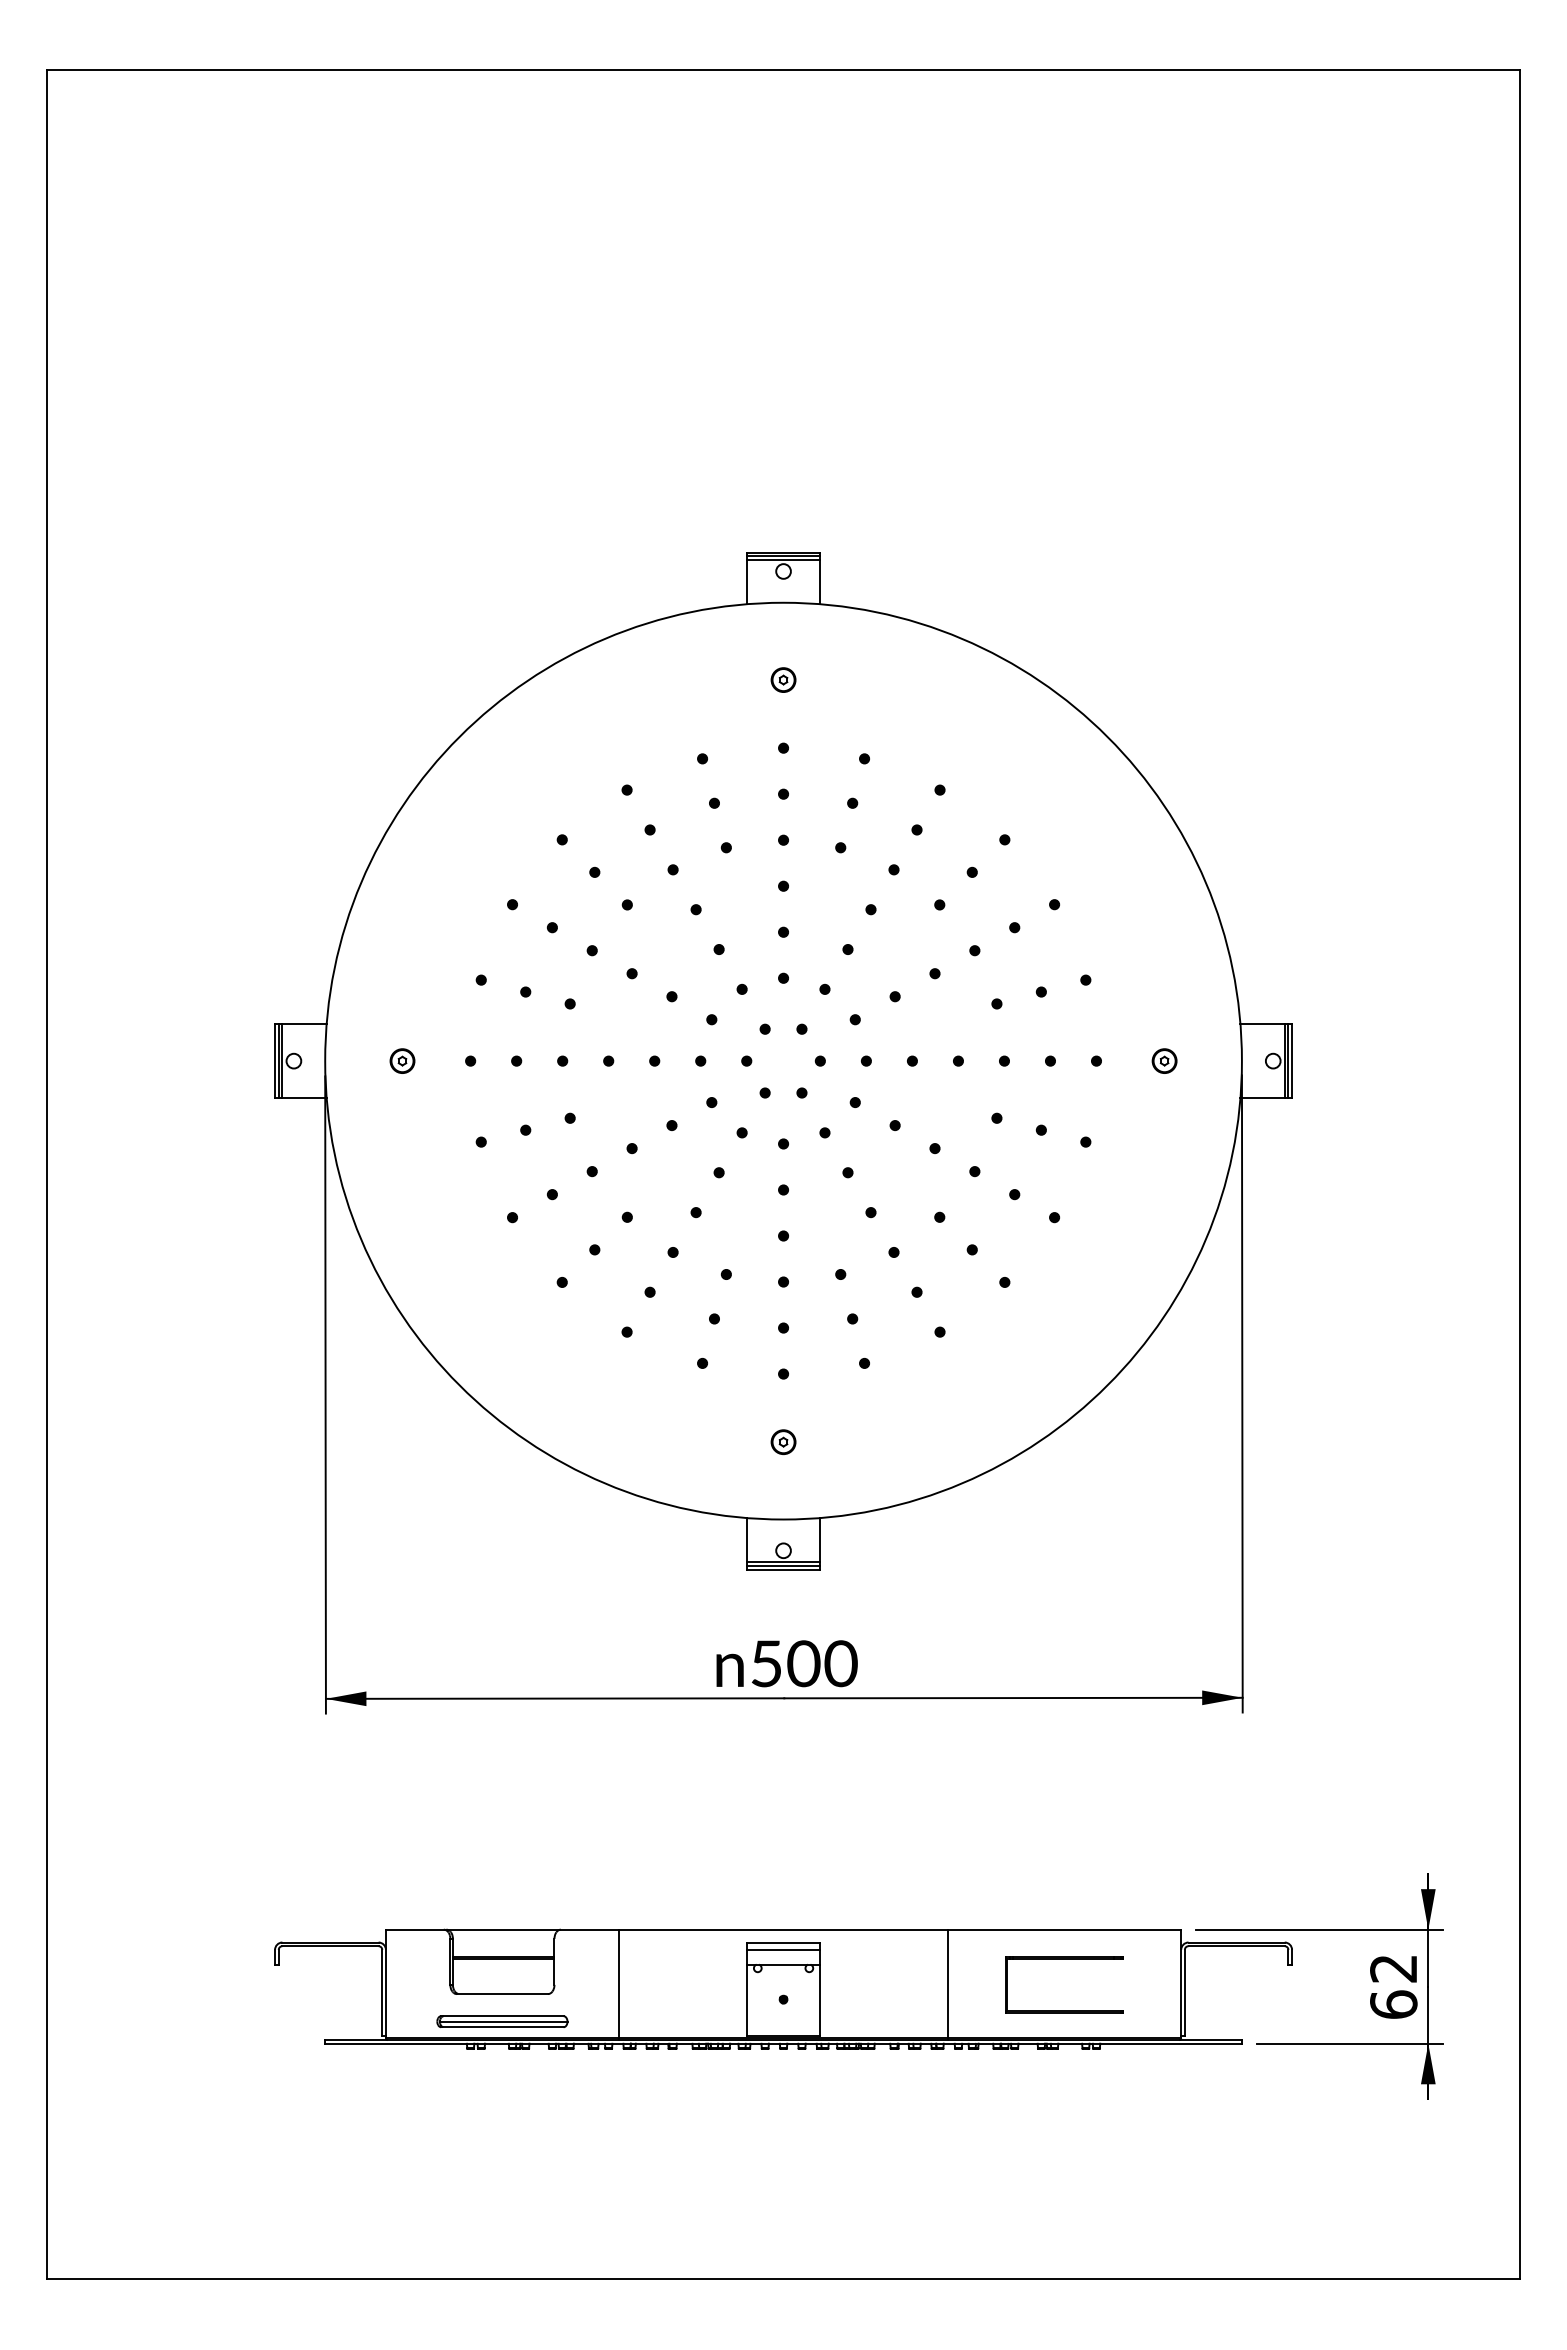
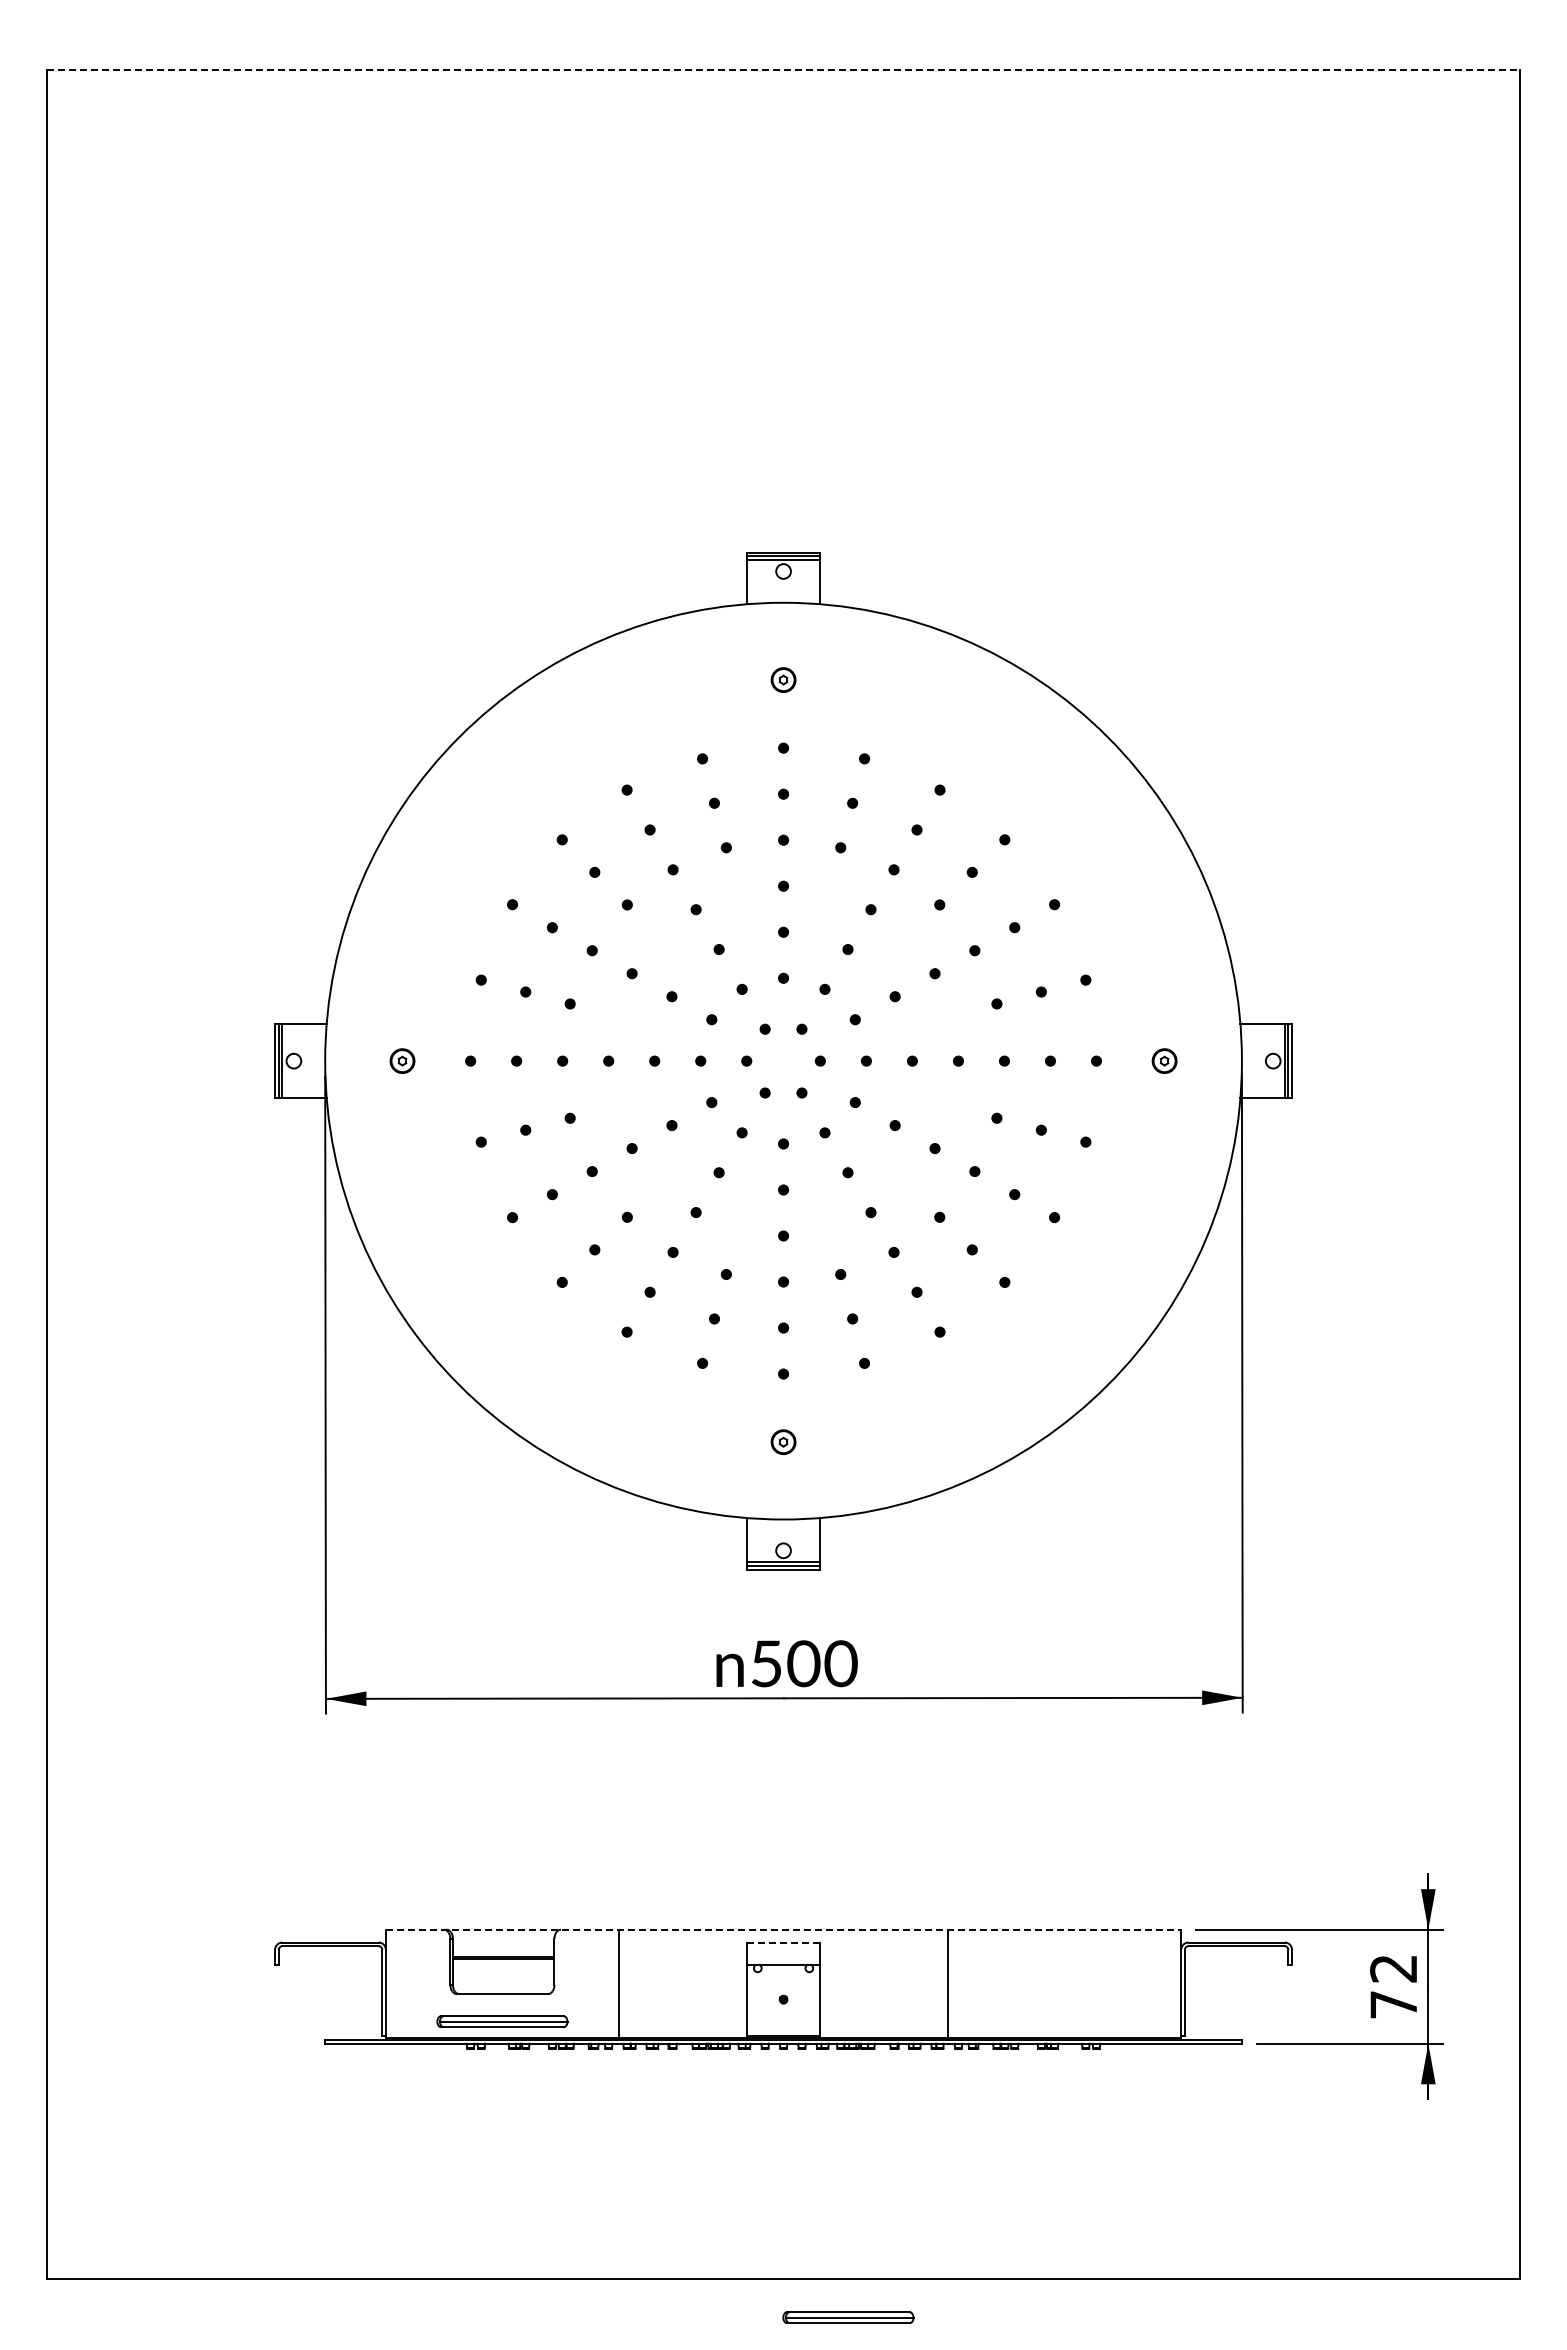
line: solid -> dashed (783, 70)
line: solid -> dashed (783, 1929)
line: solid -> dashed (783, 1942)
line: present -> none (783, 1949)
part: present -> none (1064, 1959)
text: 62 -> 72 (1393, 2004)
part: none -> present (848, 2317)
